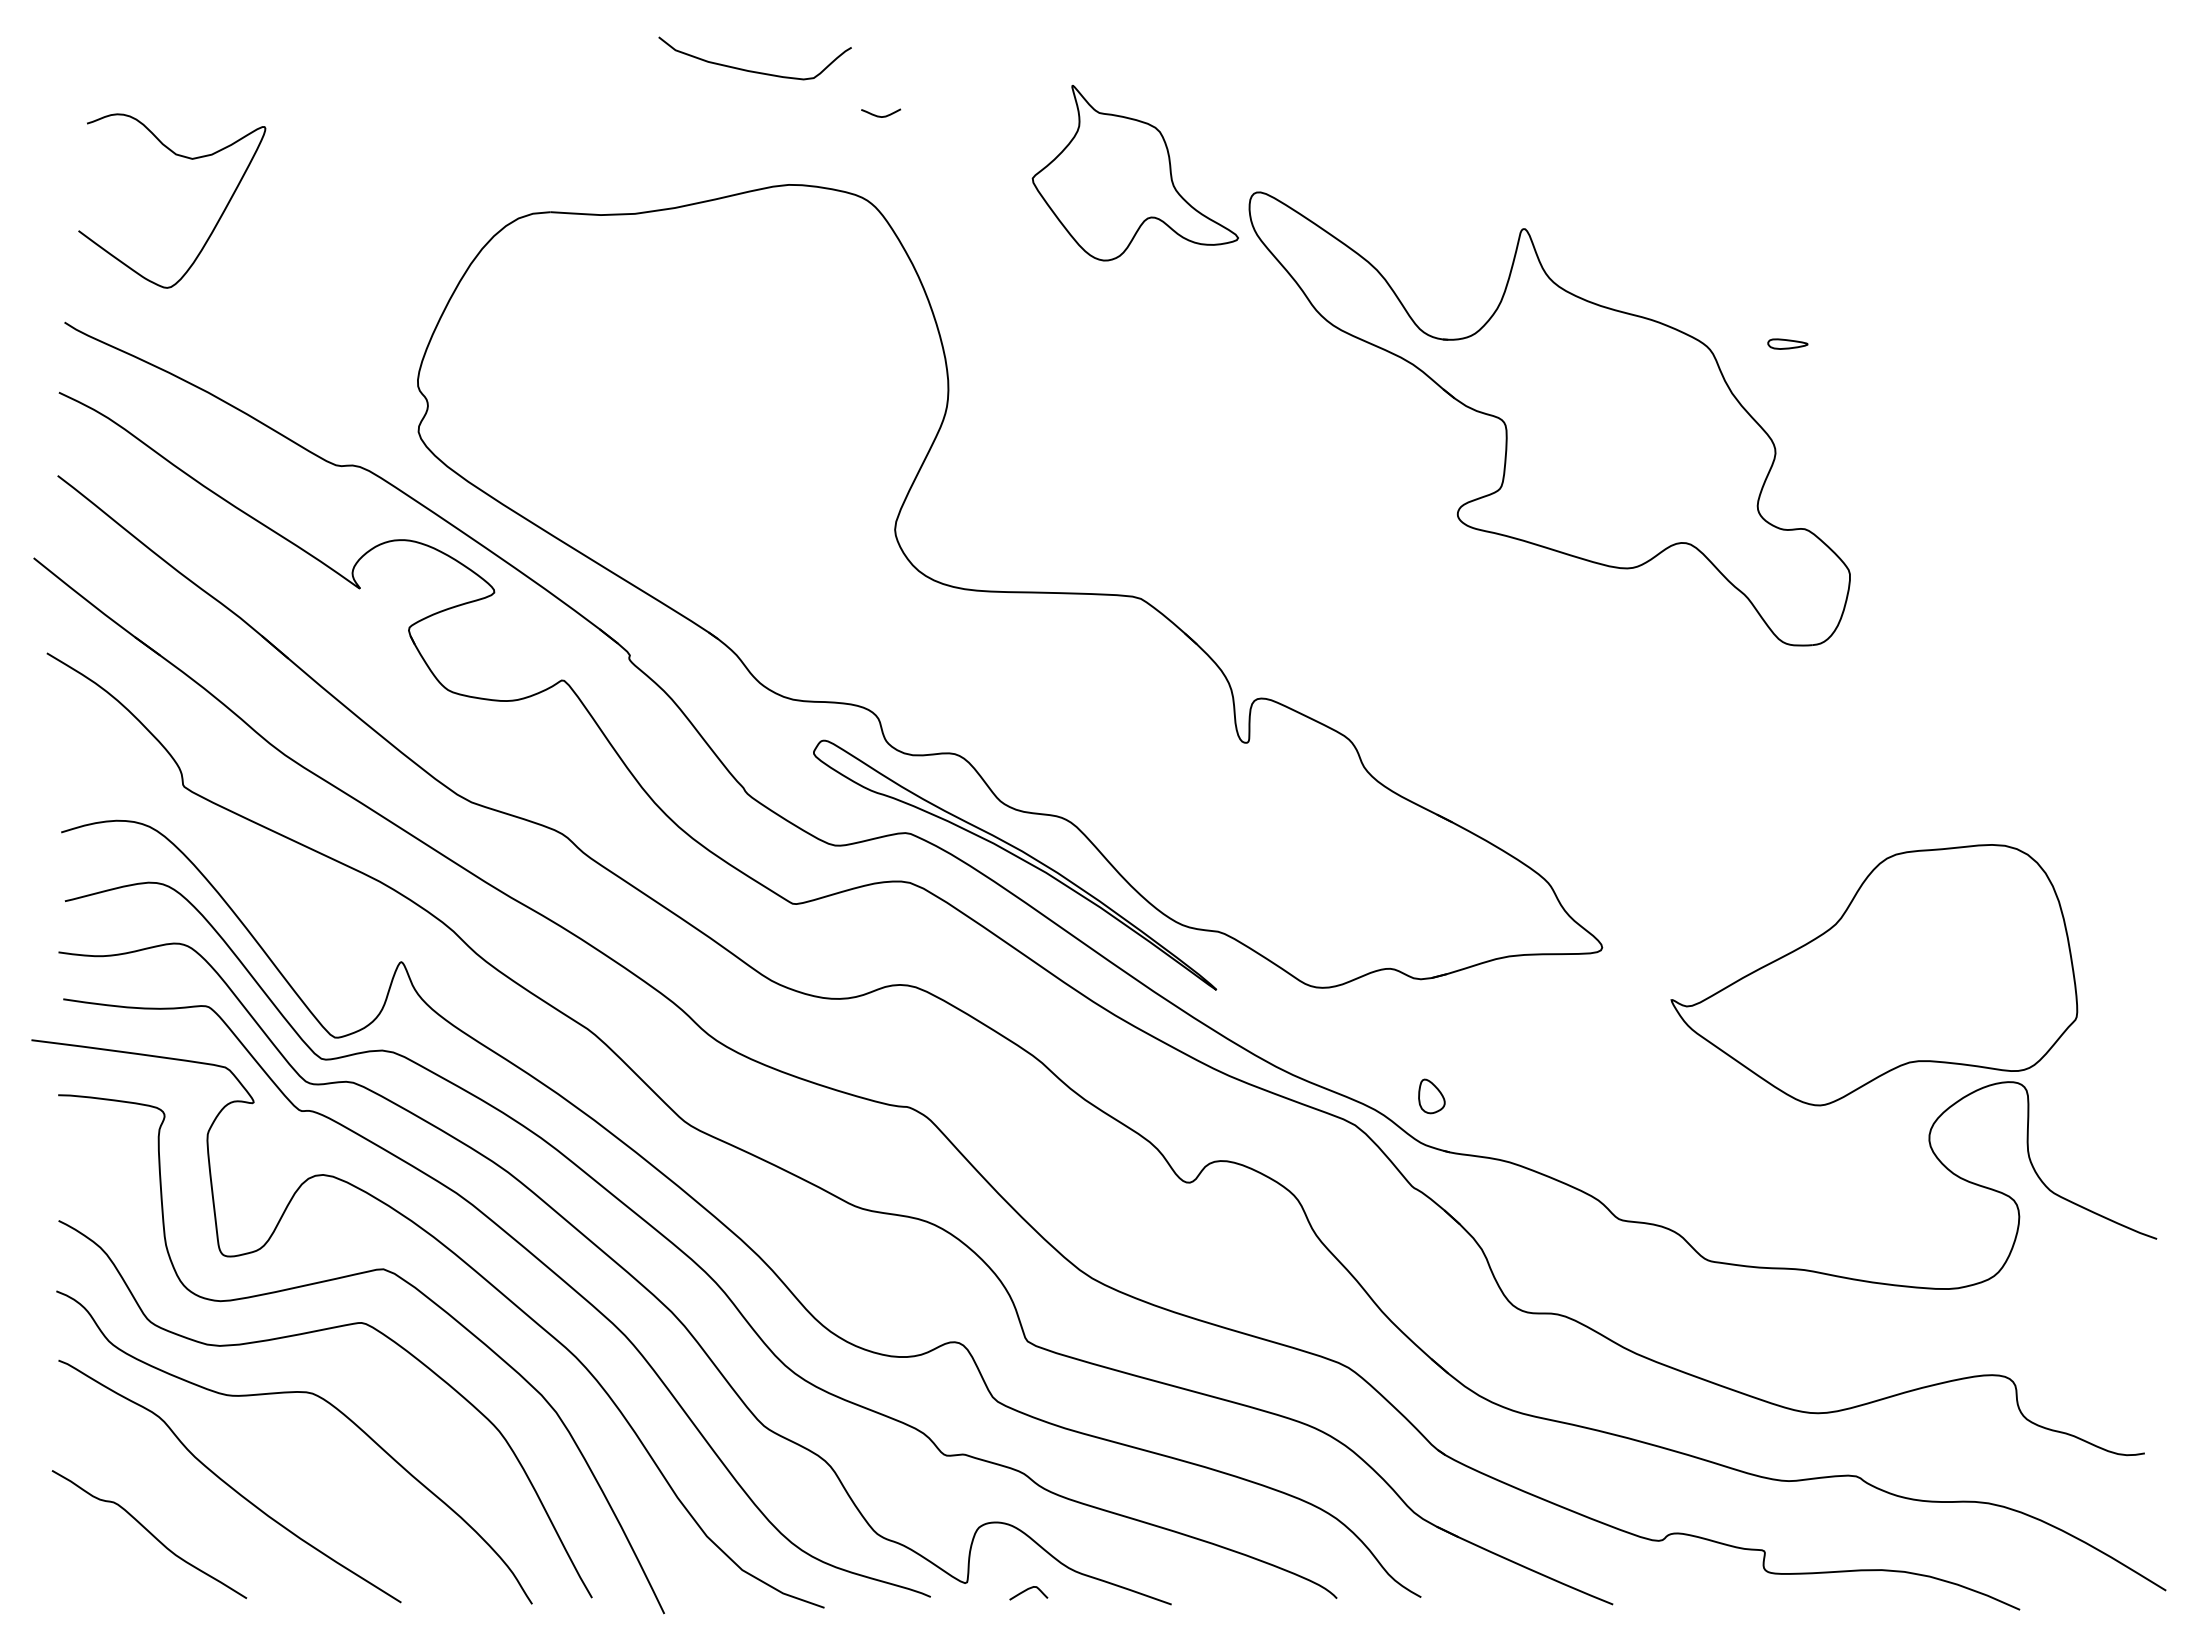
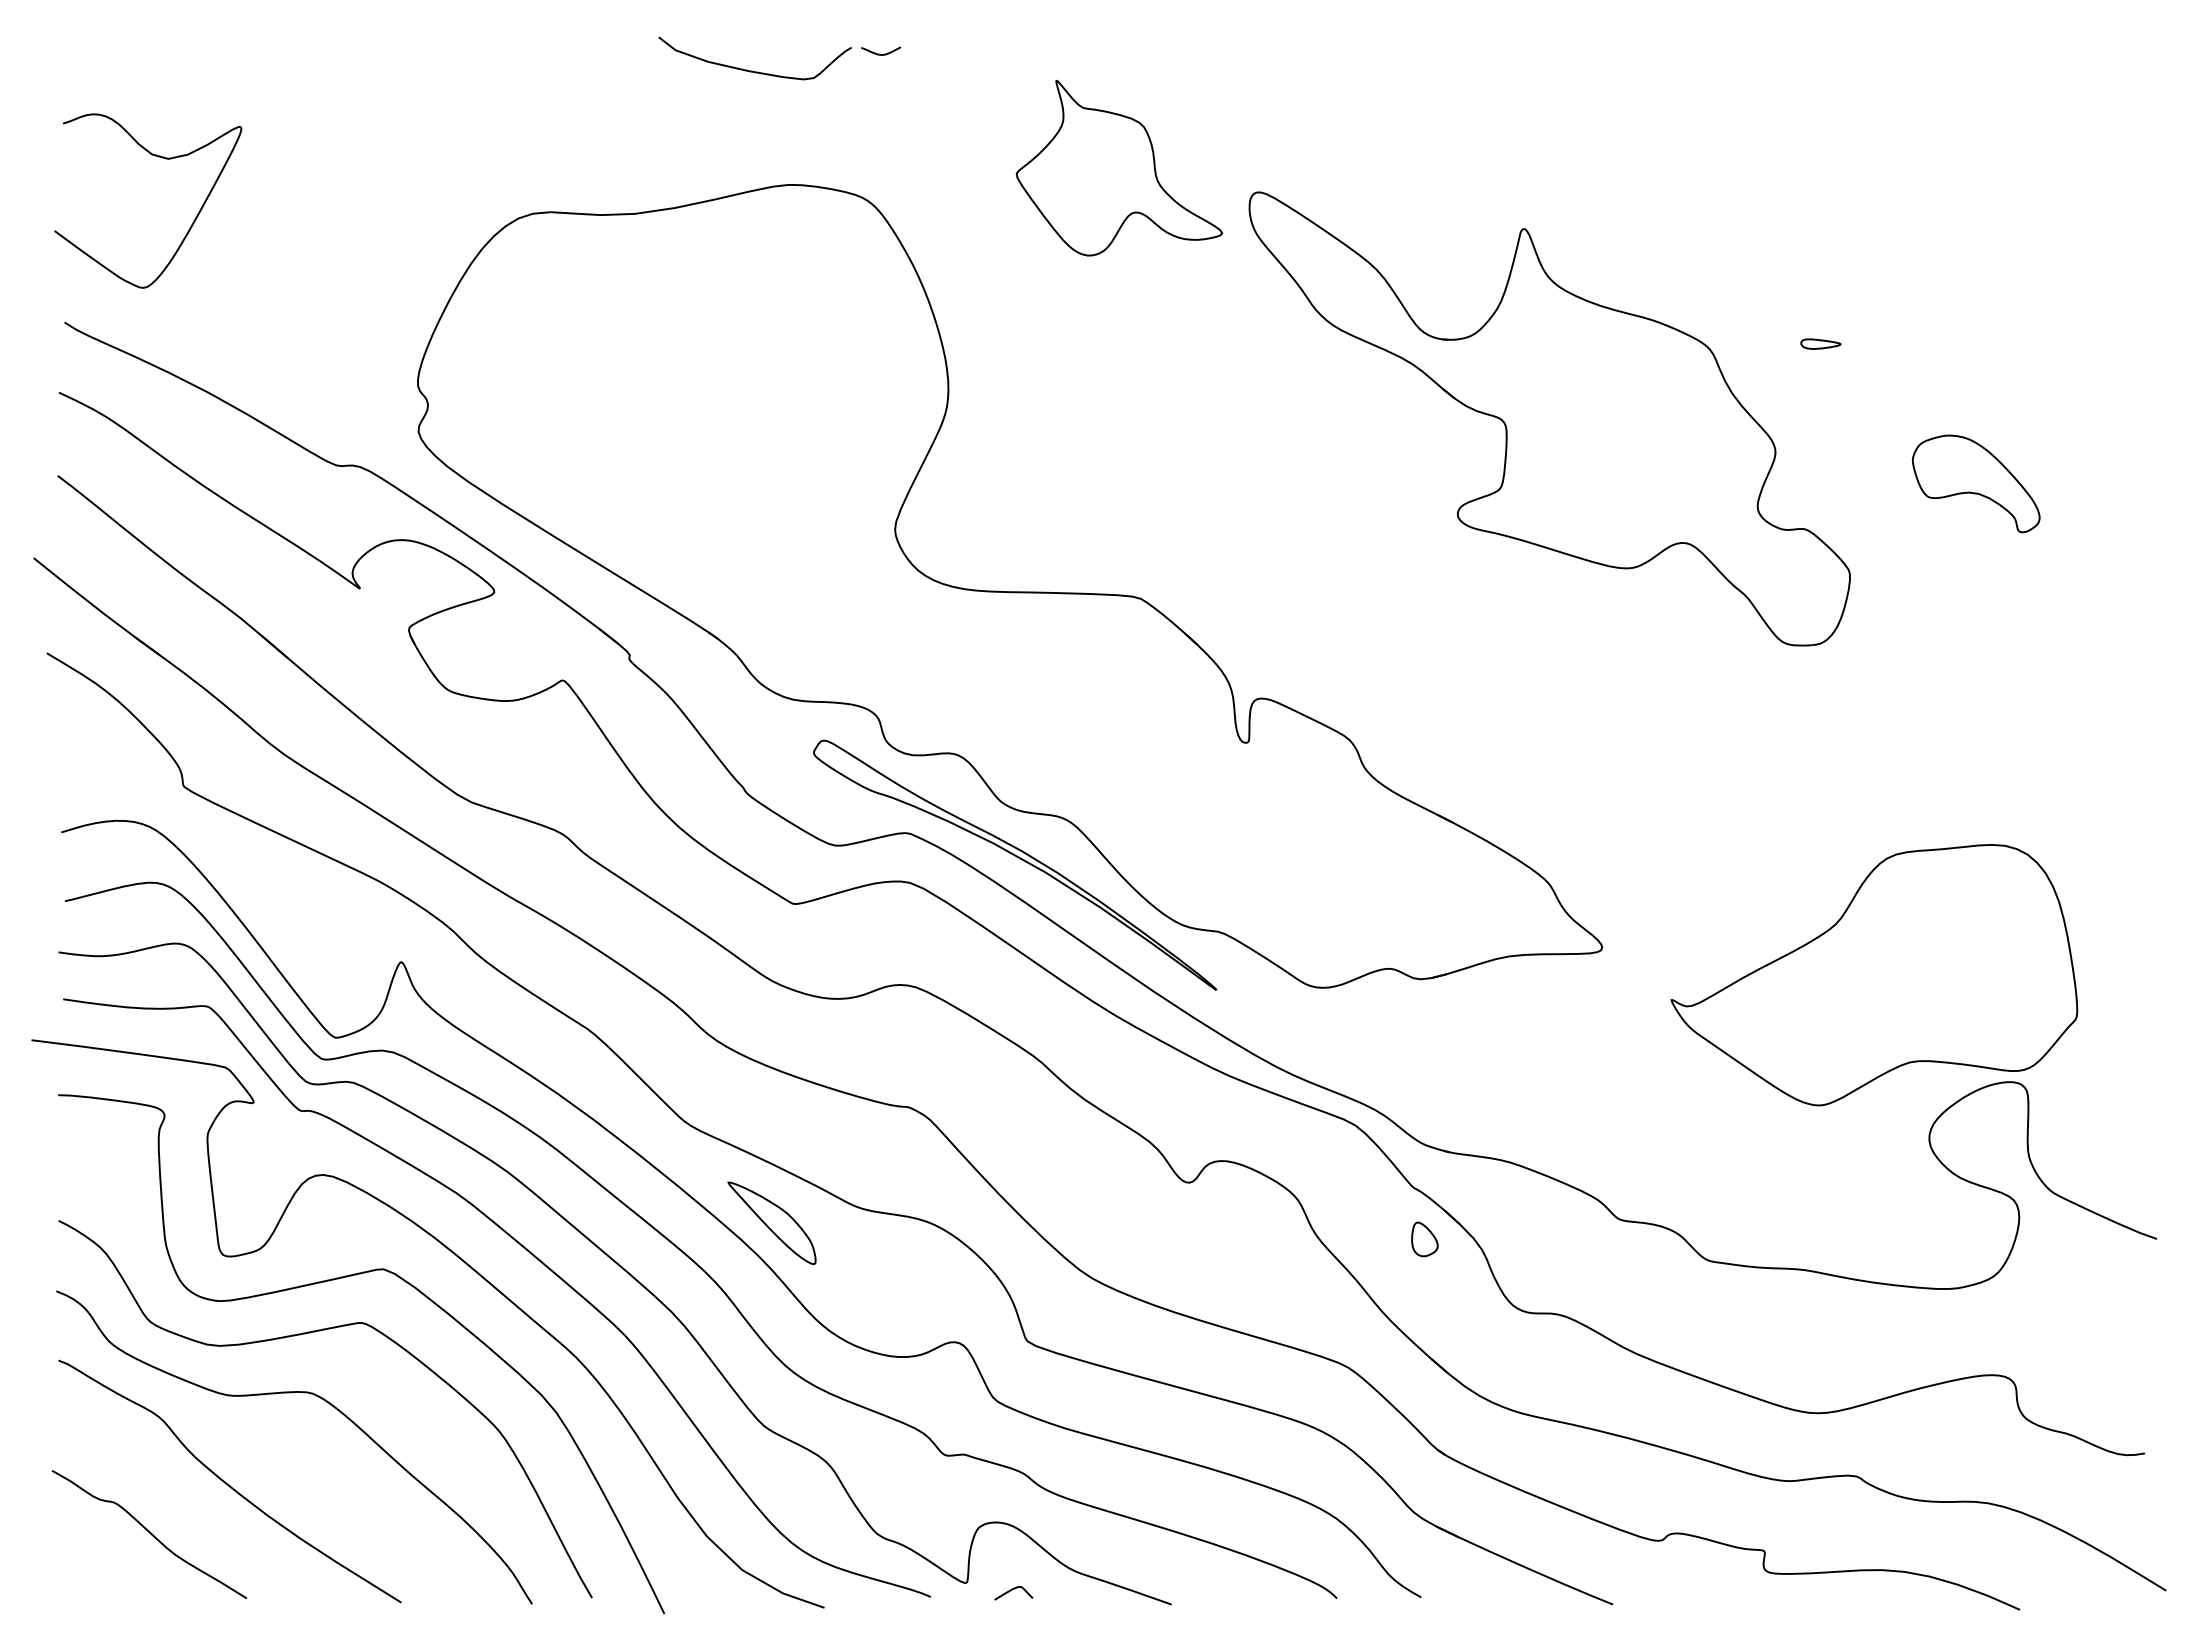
curve position: (879, 115) -> (879, 53) (879, 53)
curve position: (182, 157) -> (158, 157) (158, 157)
part position: (1134, 173) -> (1118, 168) (1118, 168)
part position: (1787, 343) -> (1820, 343) (1820, 343)
part: none -> present (1976, 483)
part position: (1431, 1096) -> (1424, 1239) (1424, 1239)
part: none -> present (771, 1222)
curve position: (1027, 1590) -> (1012, 1590) (1012, 1590)
